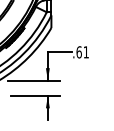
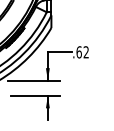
text: .61 -> .62 (85, 52)
